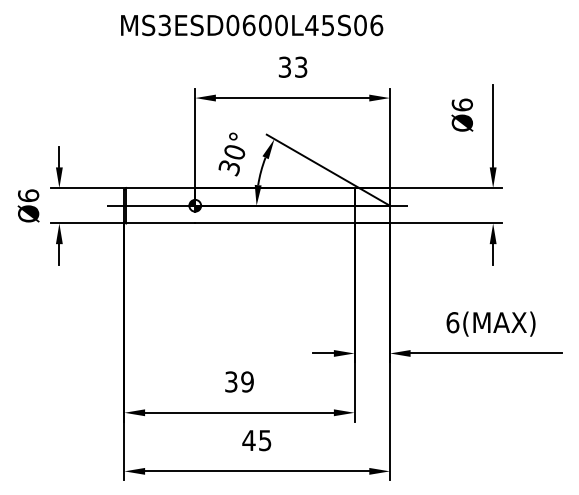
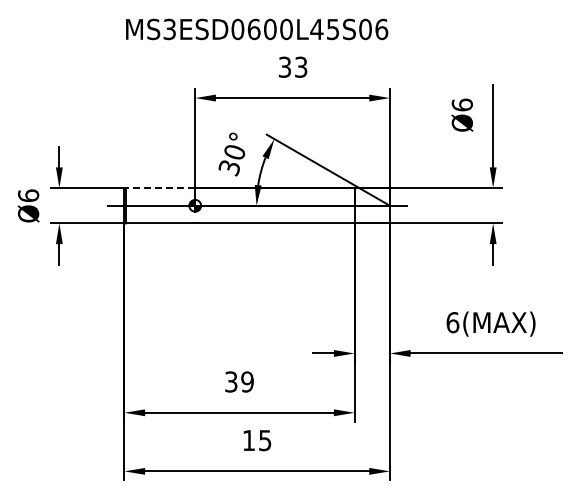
text position: (252, 25) -> (257, 29) (257, 29)
line: solid -> dashed (160, 188)
text: 45 -> 15 (248, 440)
